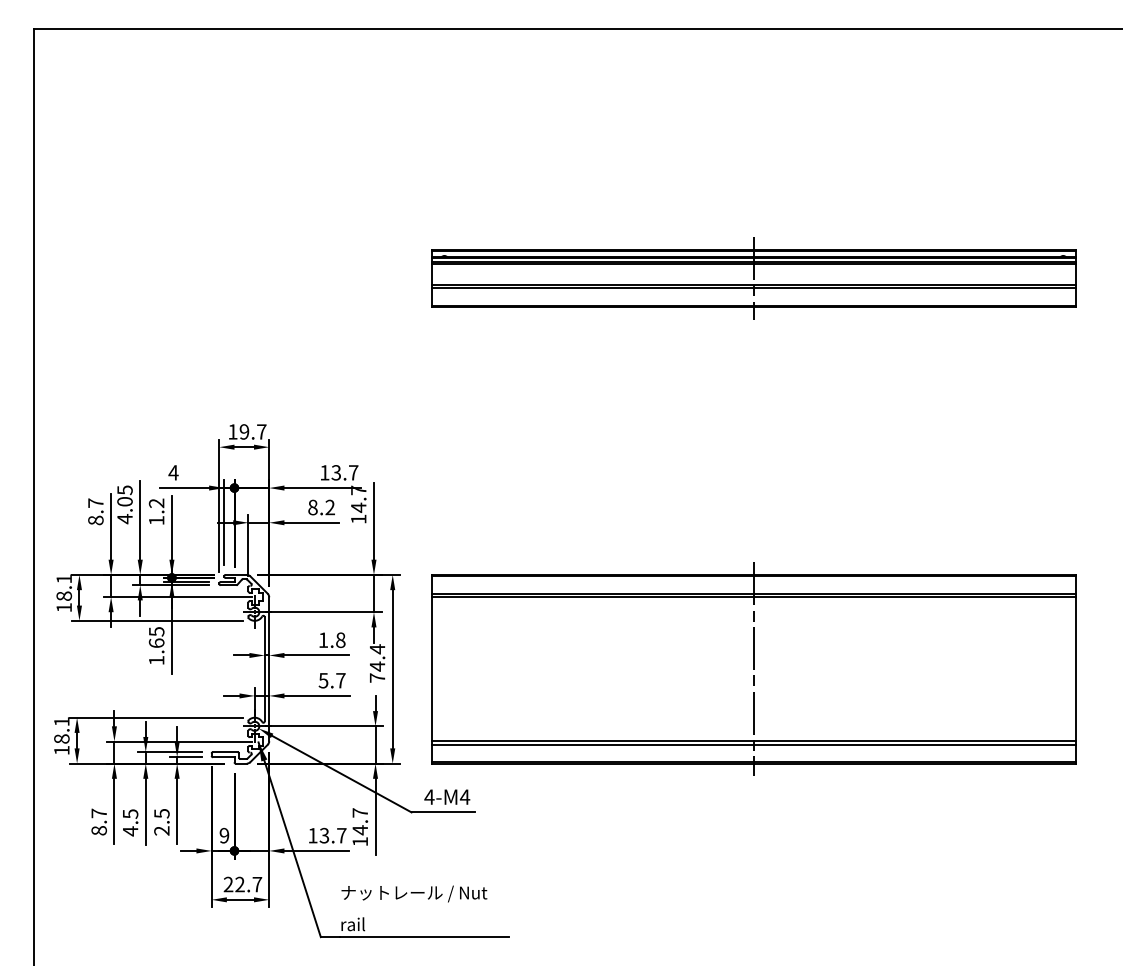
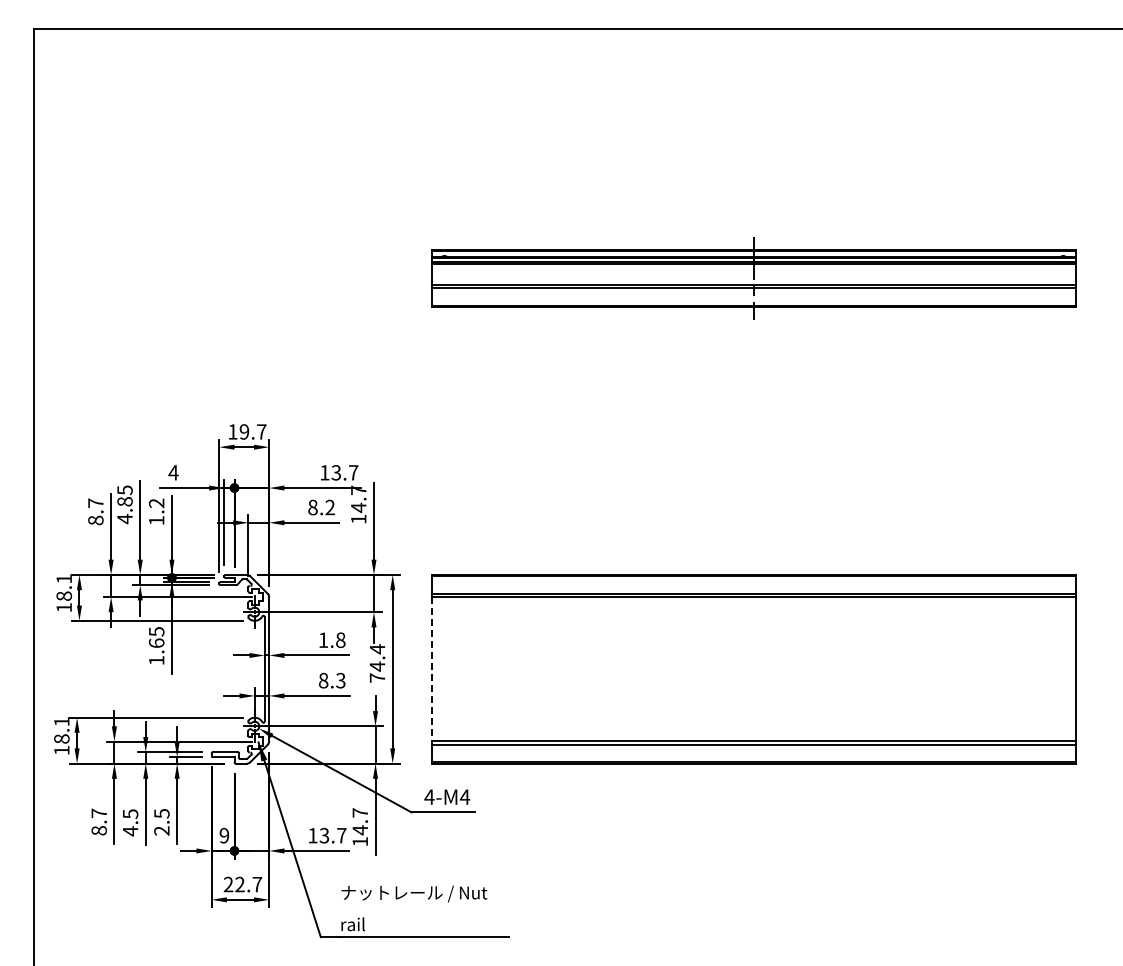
text: 4.05 -> 4.85 (124, 501)
line: solid -> dashed (431, 669)
line: present -> none (753, 669)
text: 5.7 -> 8.3 (331, 680)
